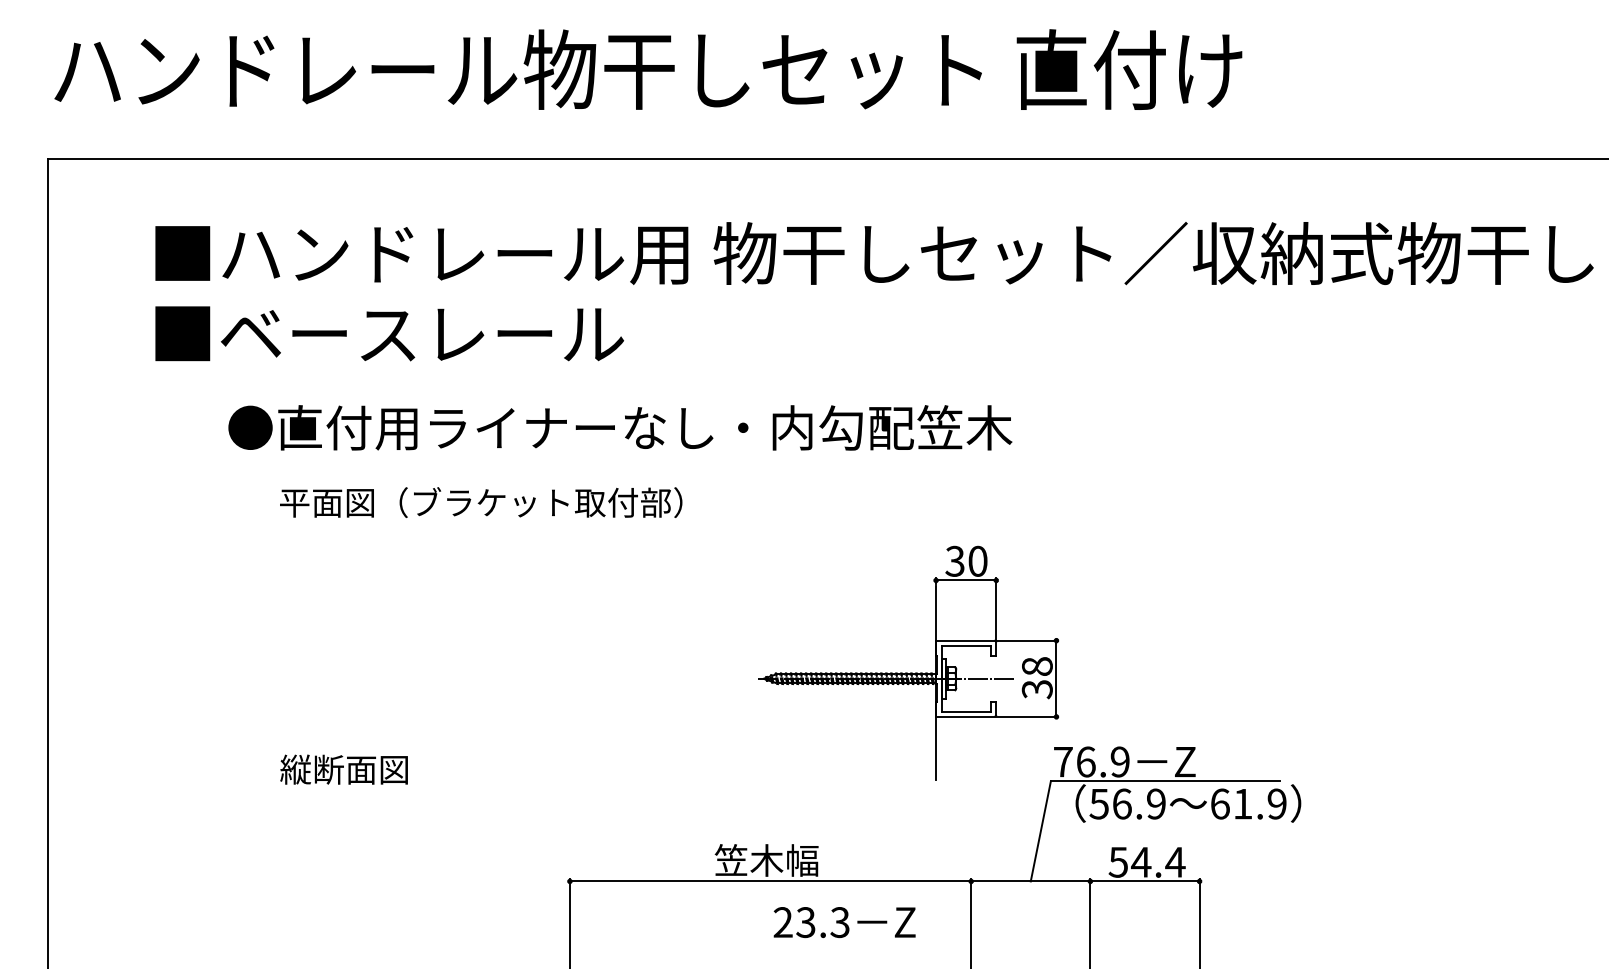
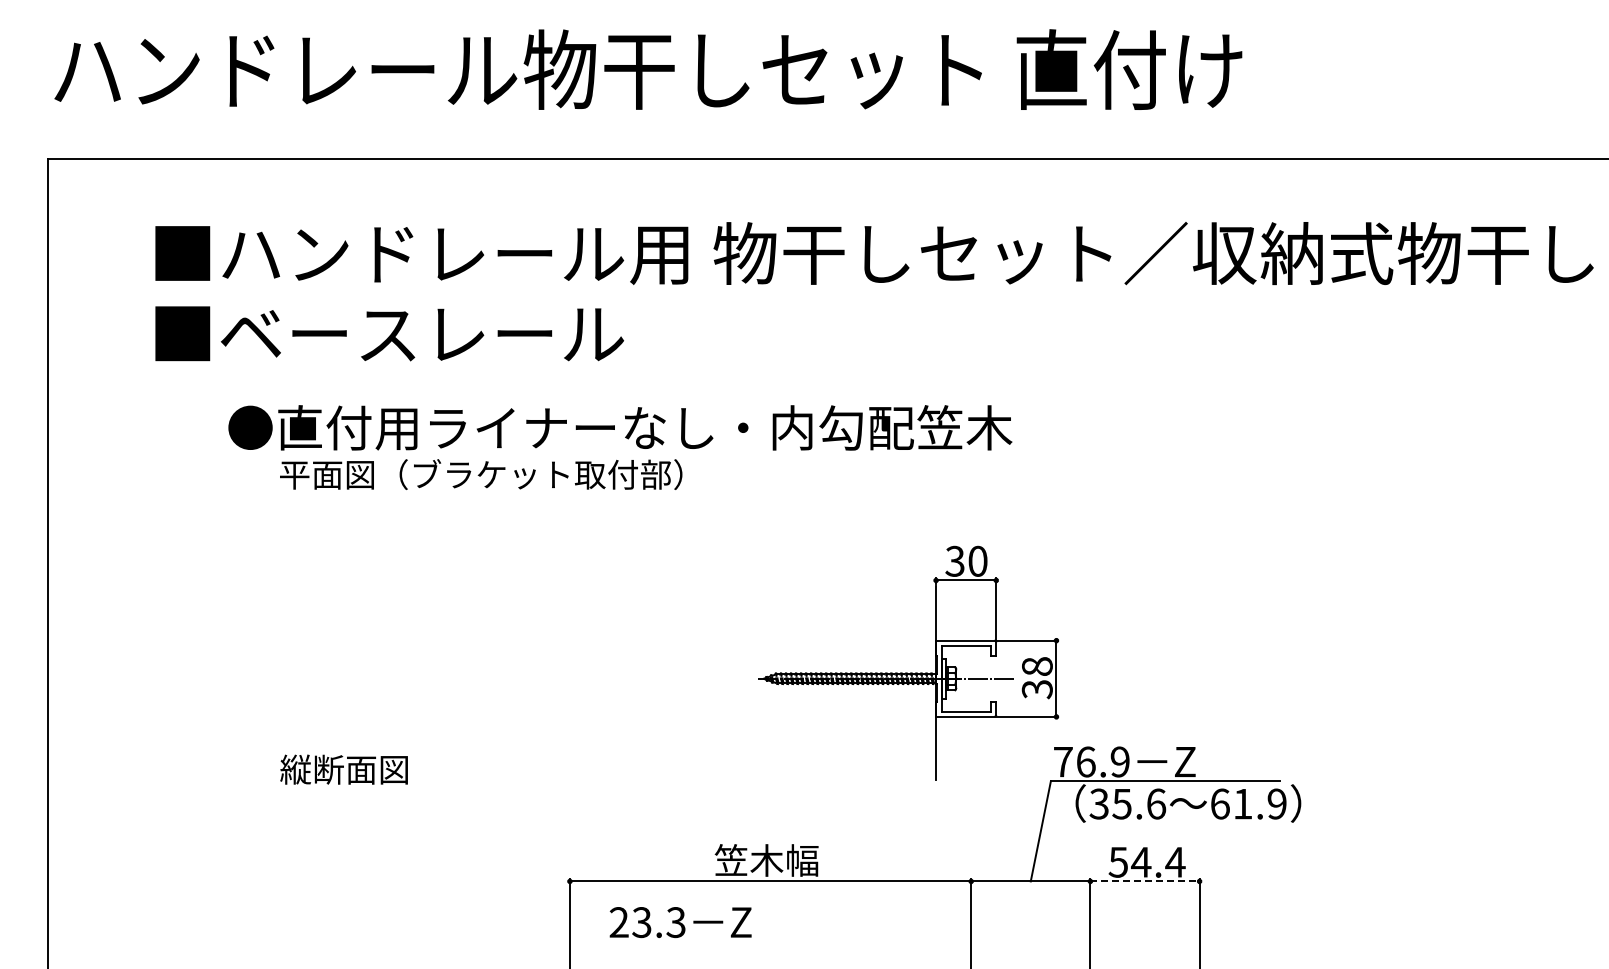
text position: (481, 502) -> (481, 474) (481, 474)
text: 56.9 -> 35.6 (1128, 803)
line: solid -> dashed (1144, 881)
text position: (844, 922) -> (680, 922) (680, 922)
